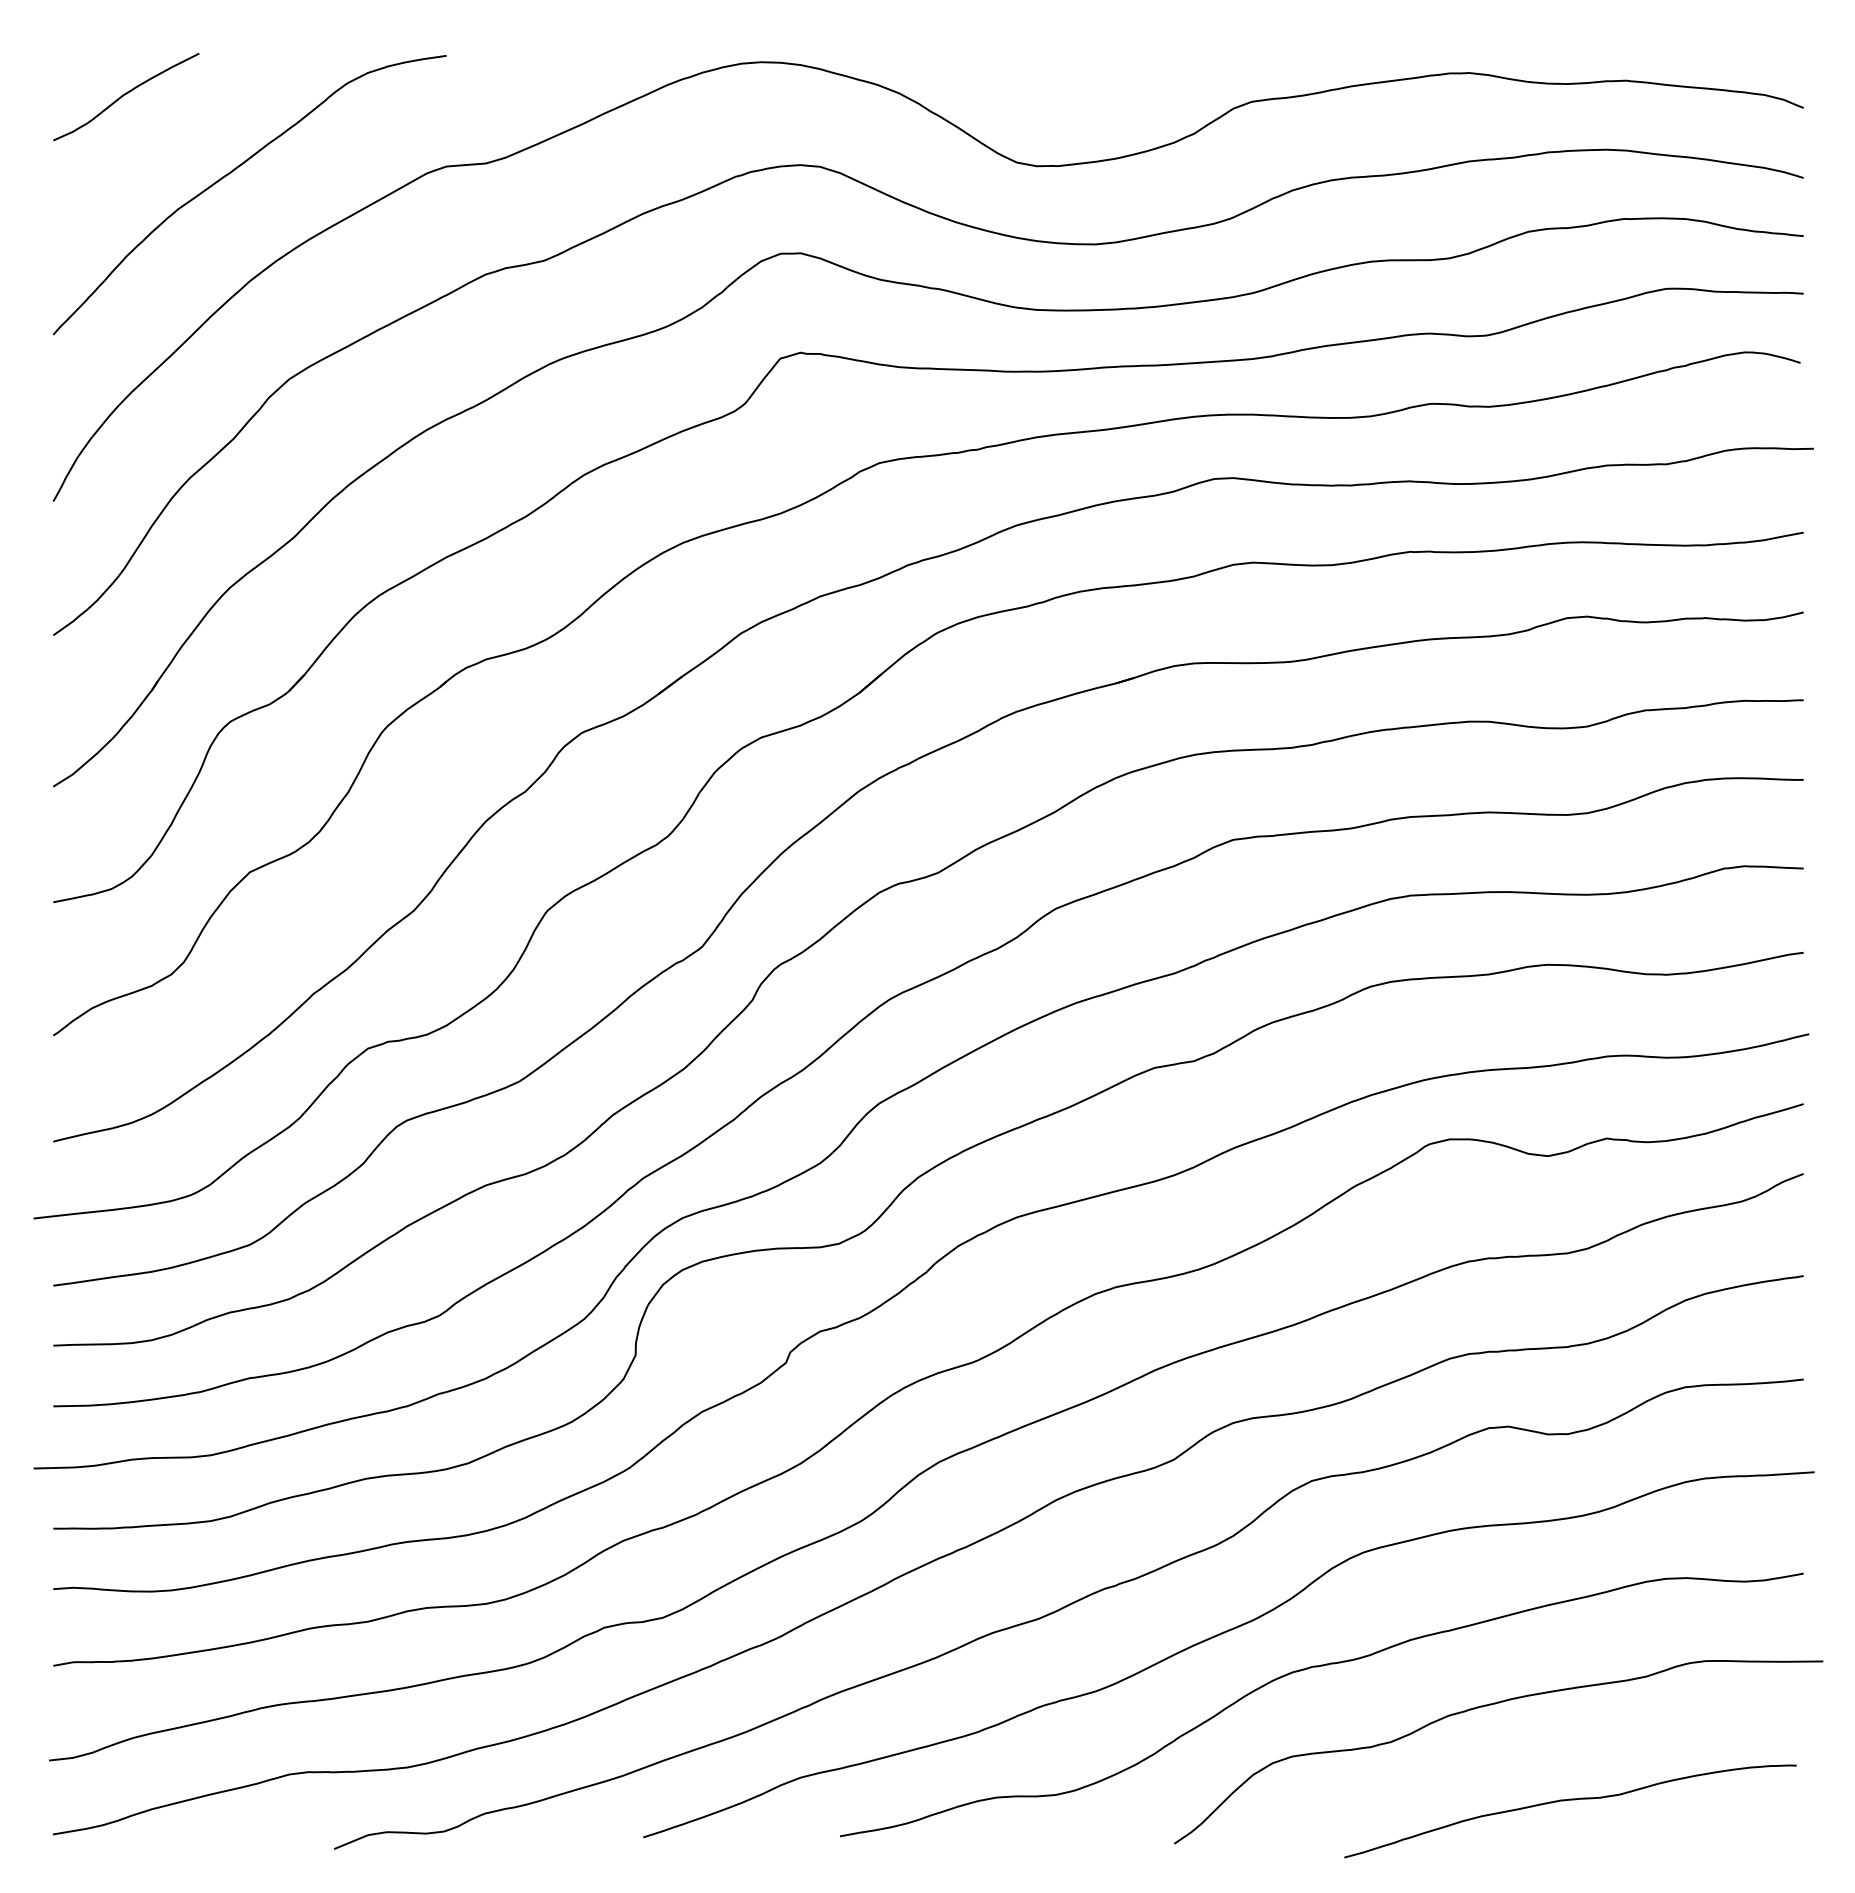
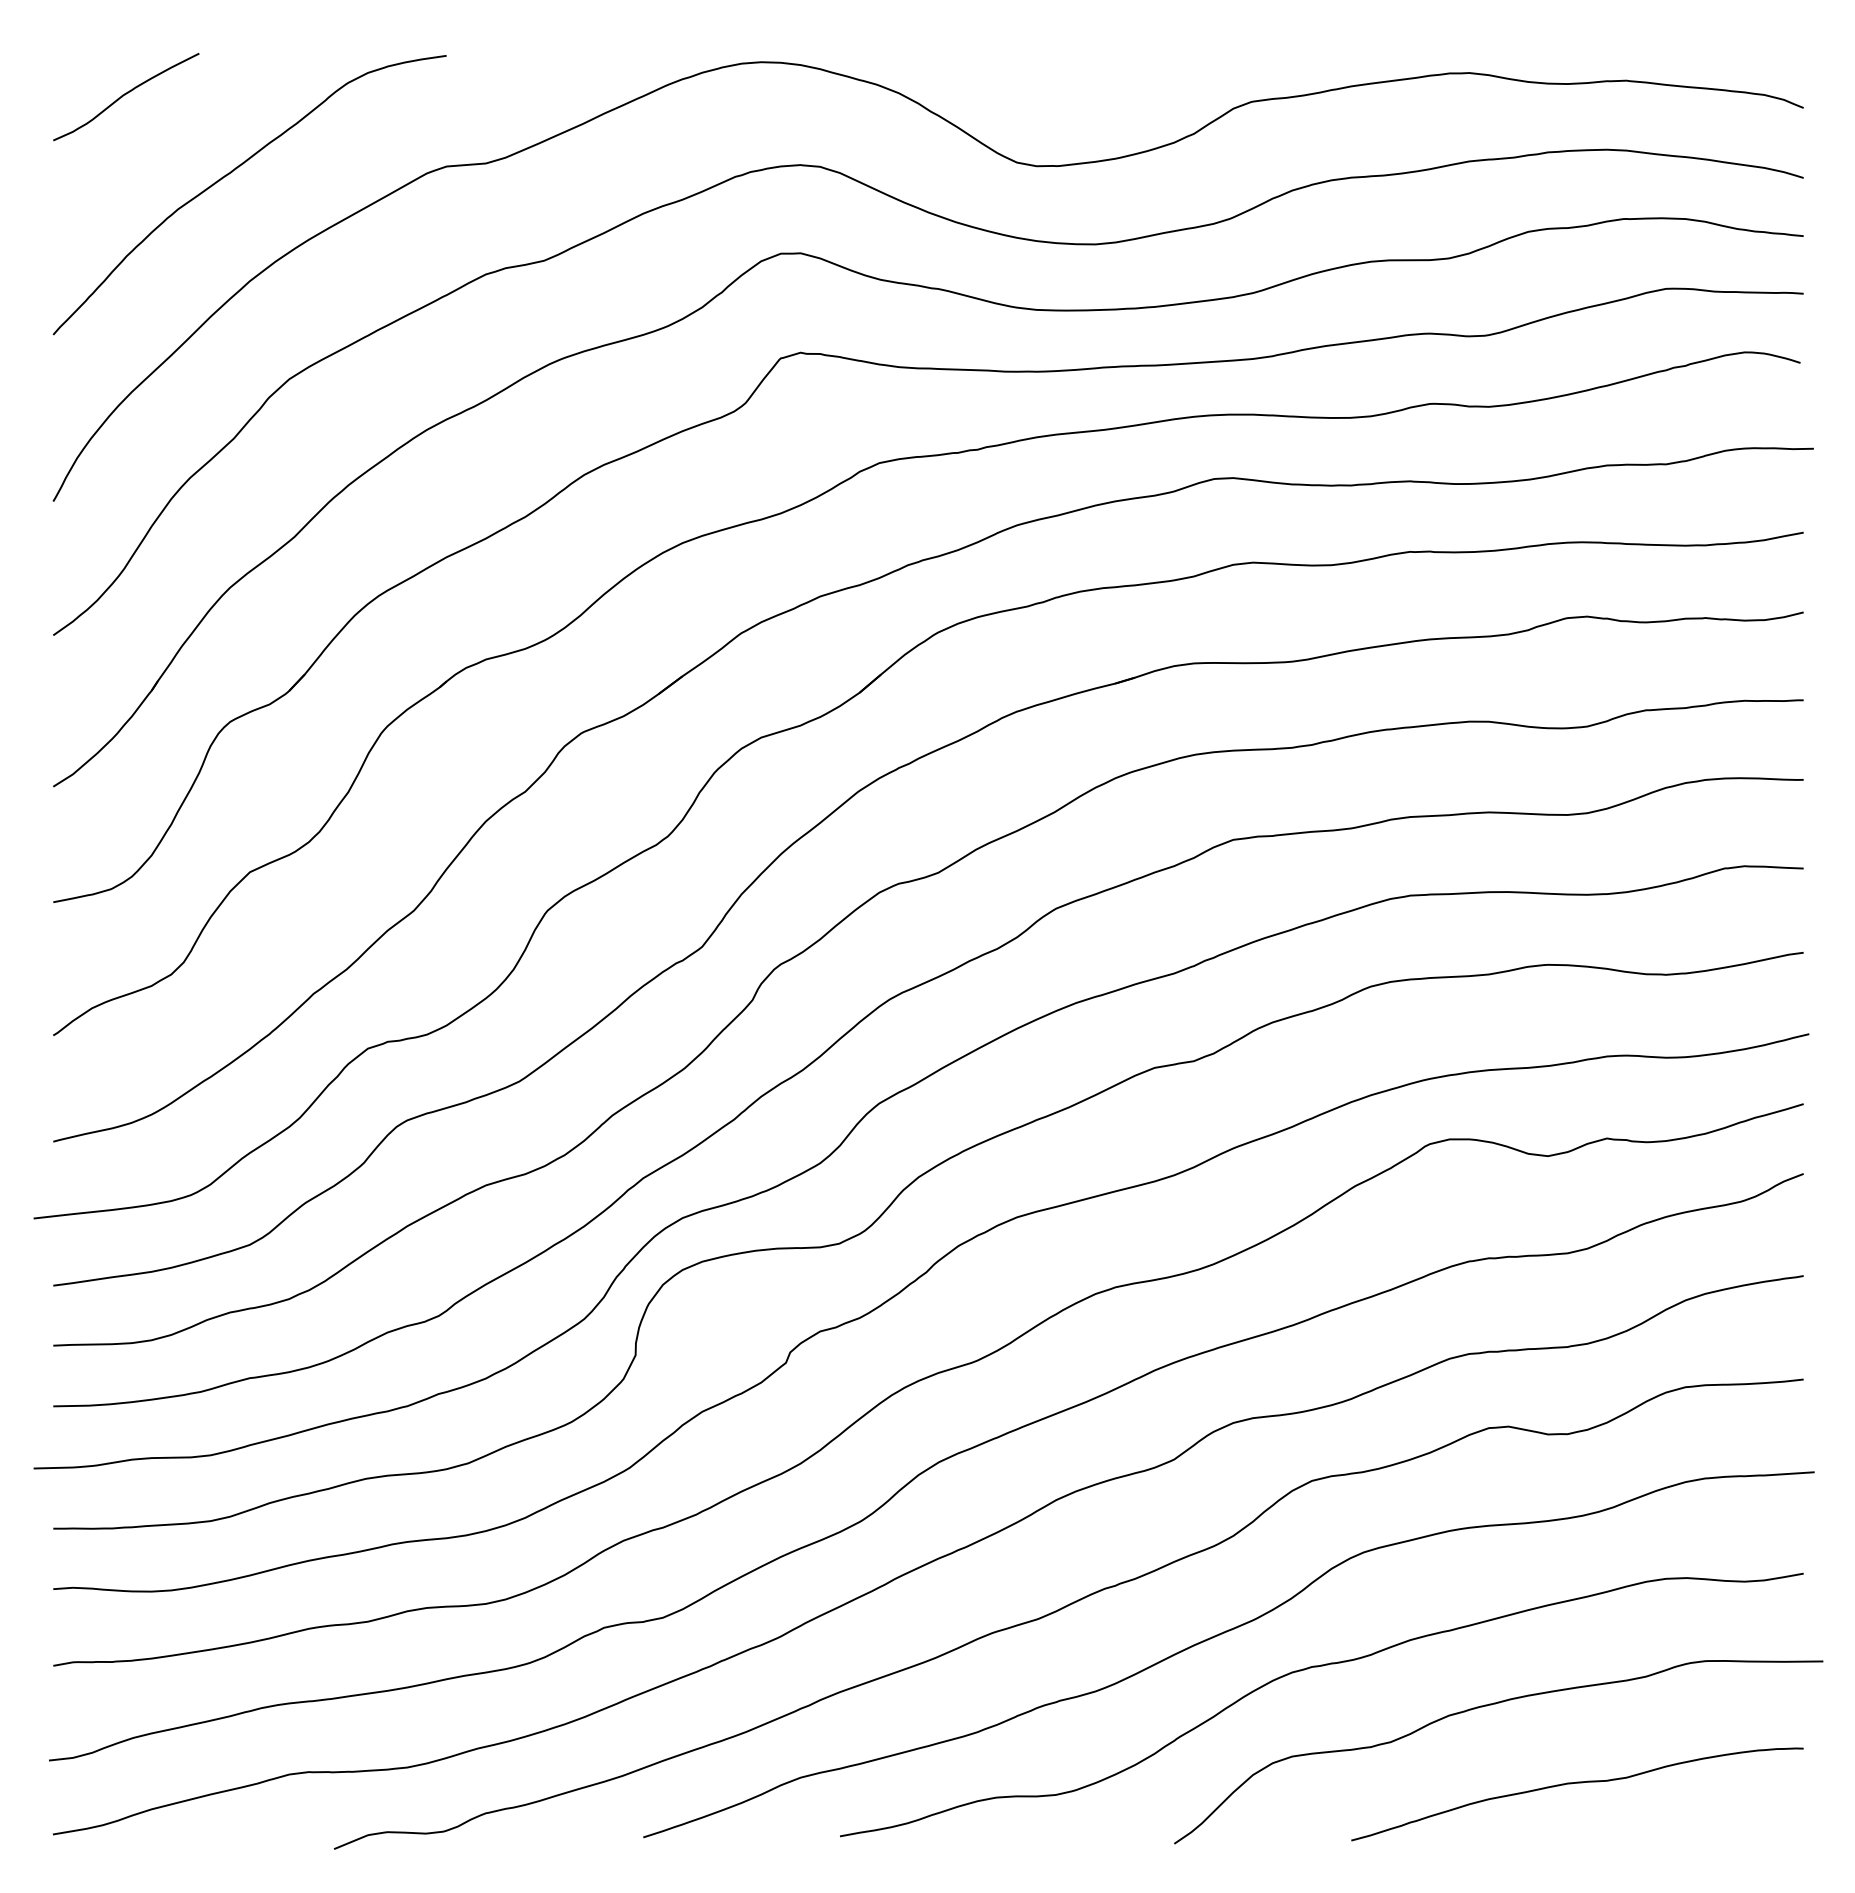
curve position: (1570, 1800) -> (1577, 1783) (1577, 1783)
